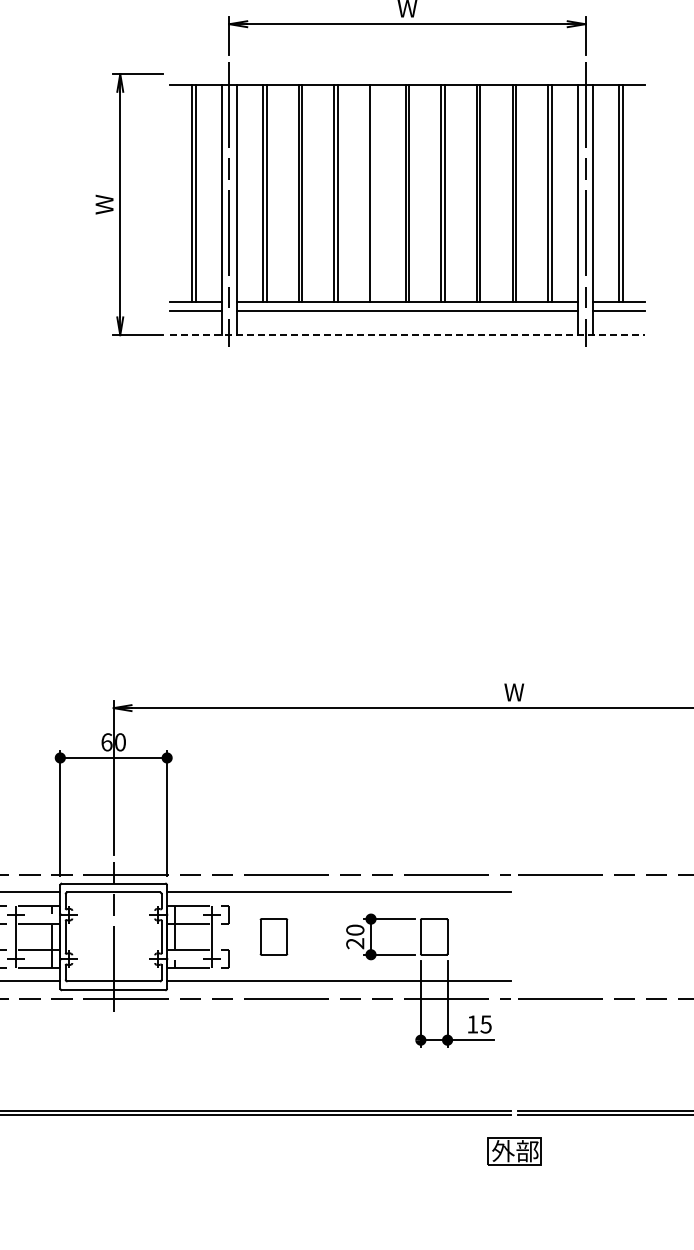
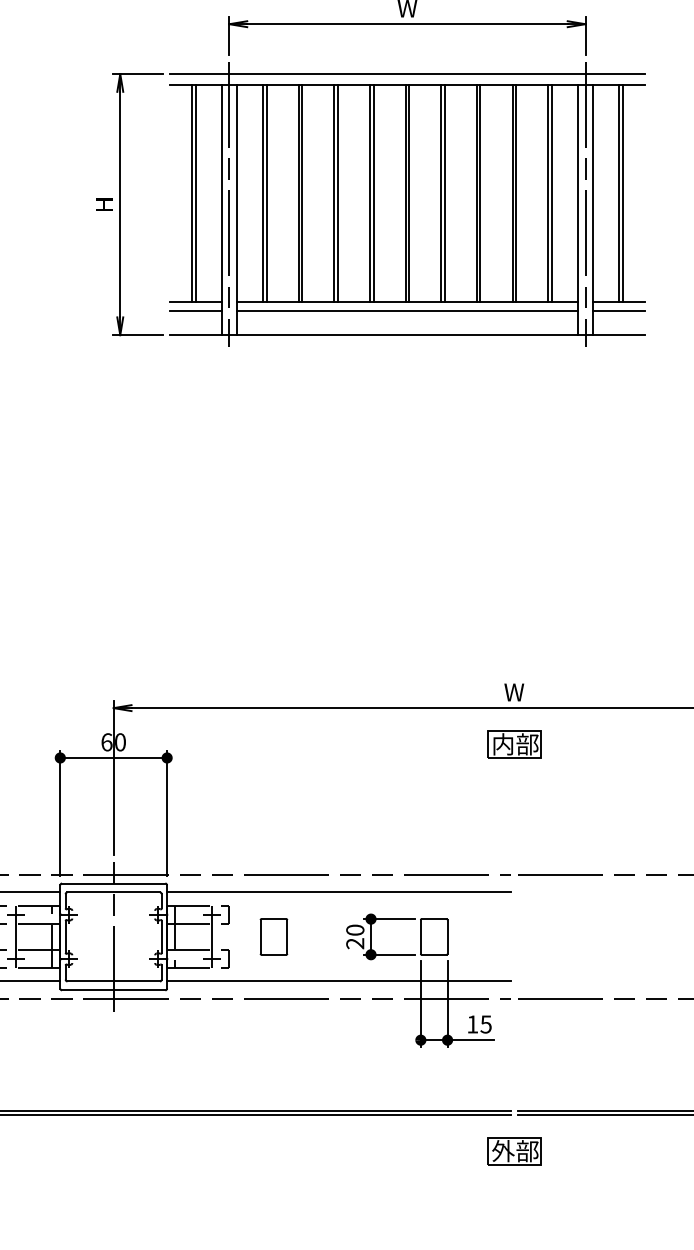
line: none -> present (407, 74)
line: none -> present (373, 192)
text: W -> H (104, 204)
line: dashed -> solid (407, 335)
part: none -> present (514, 744)
